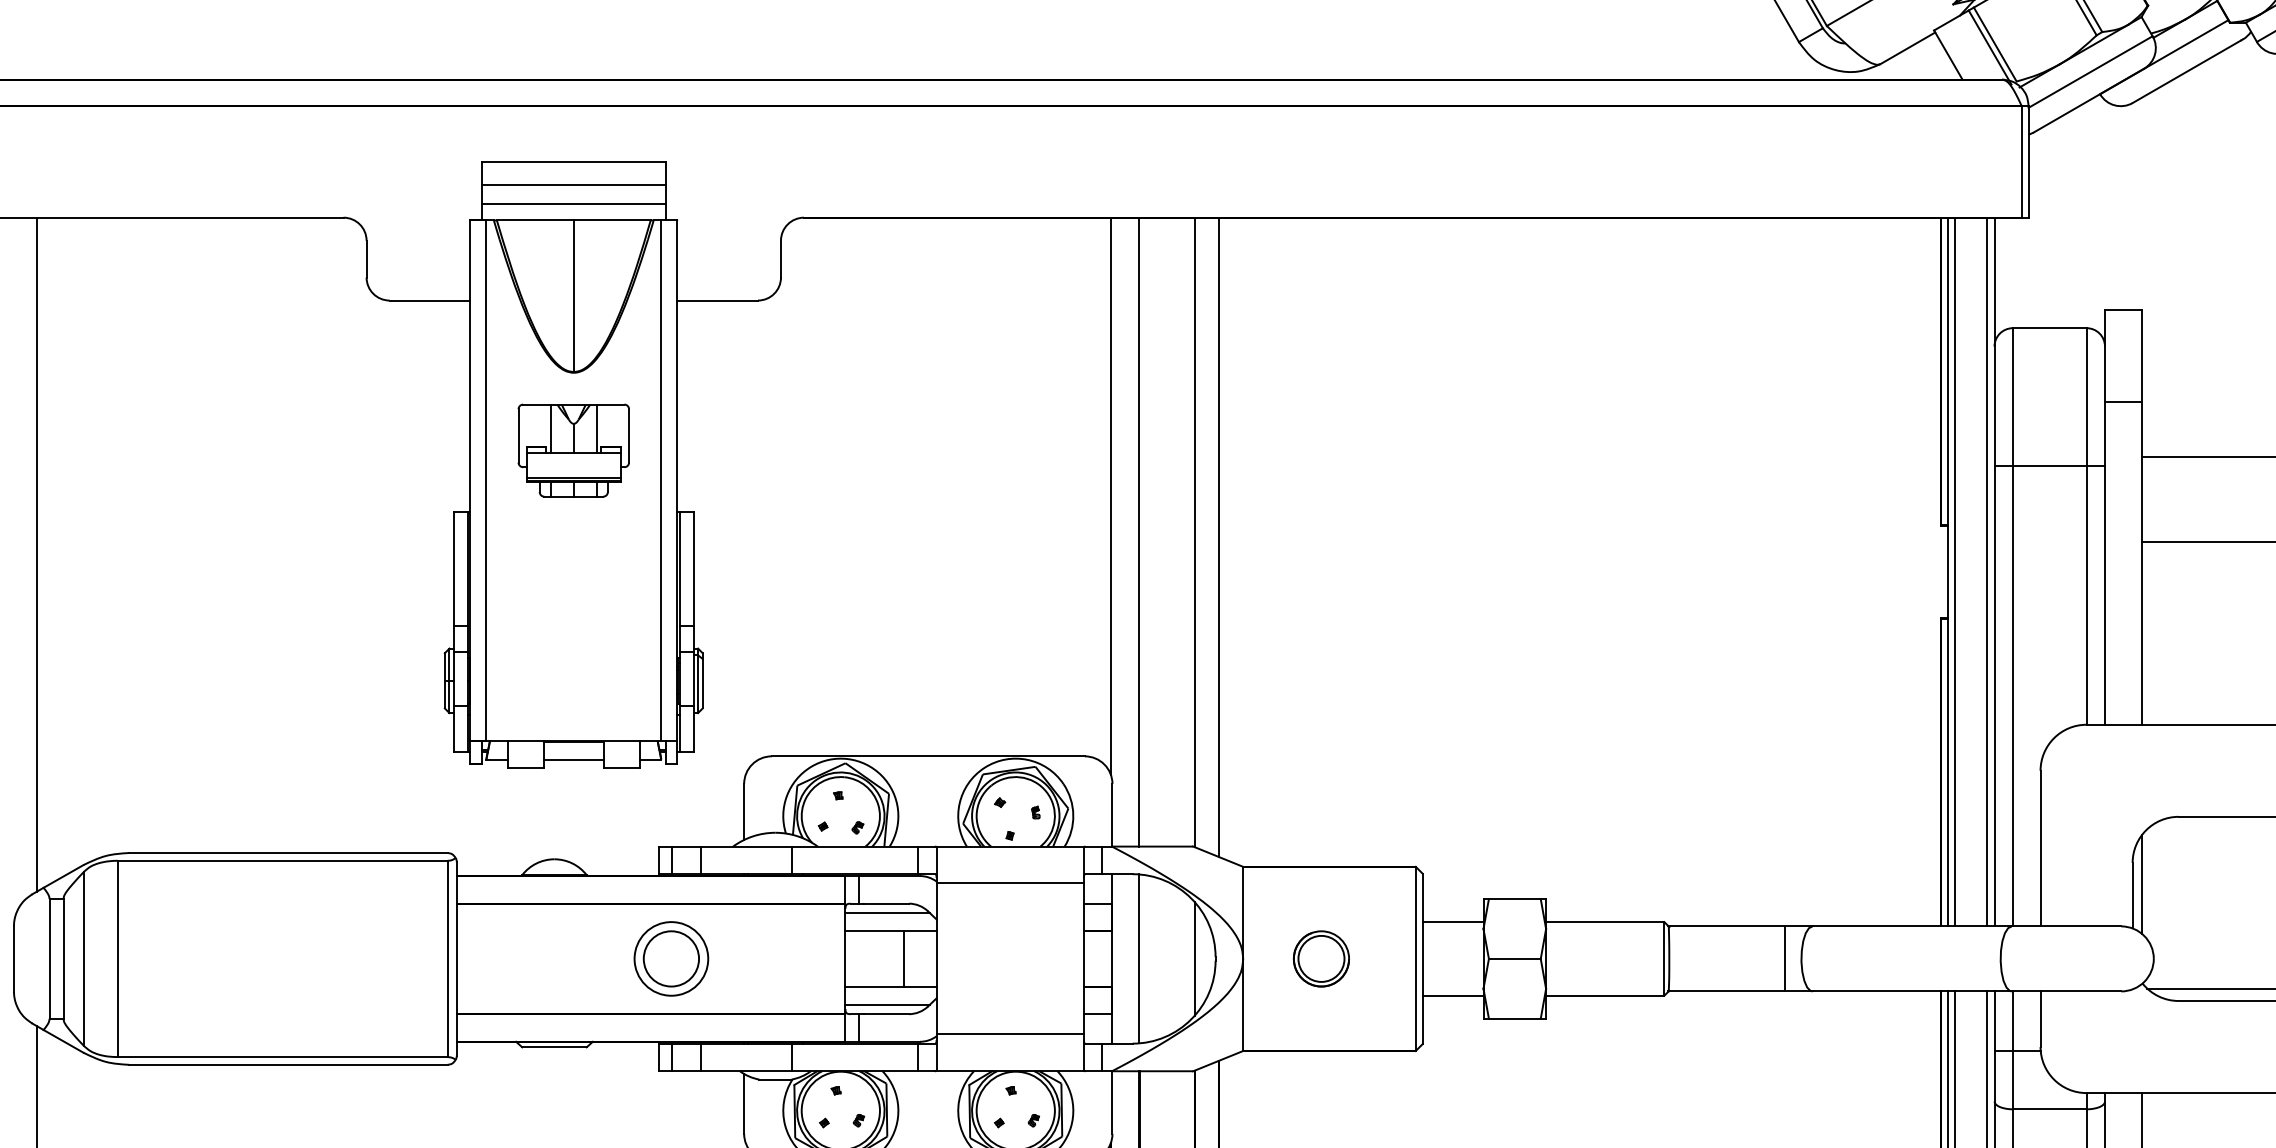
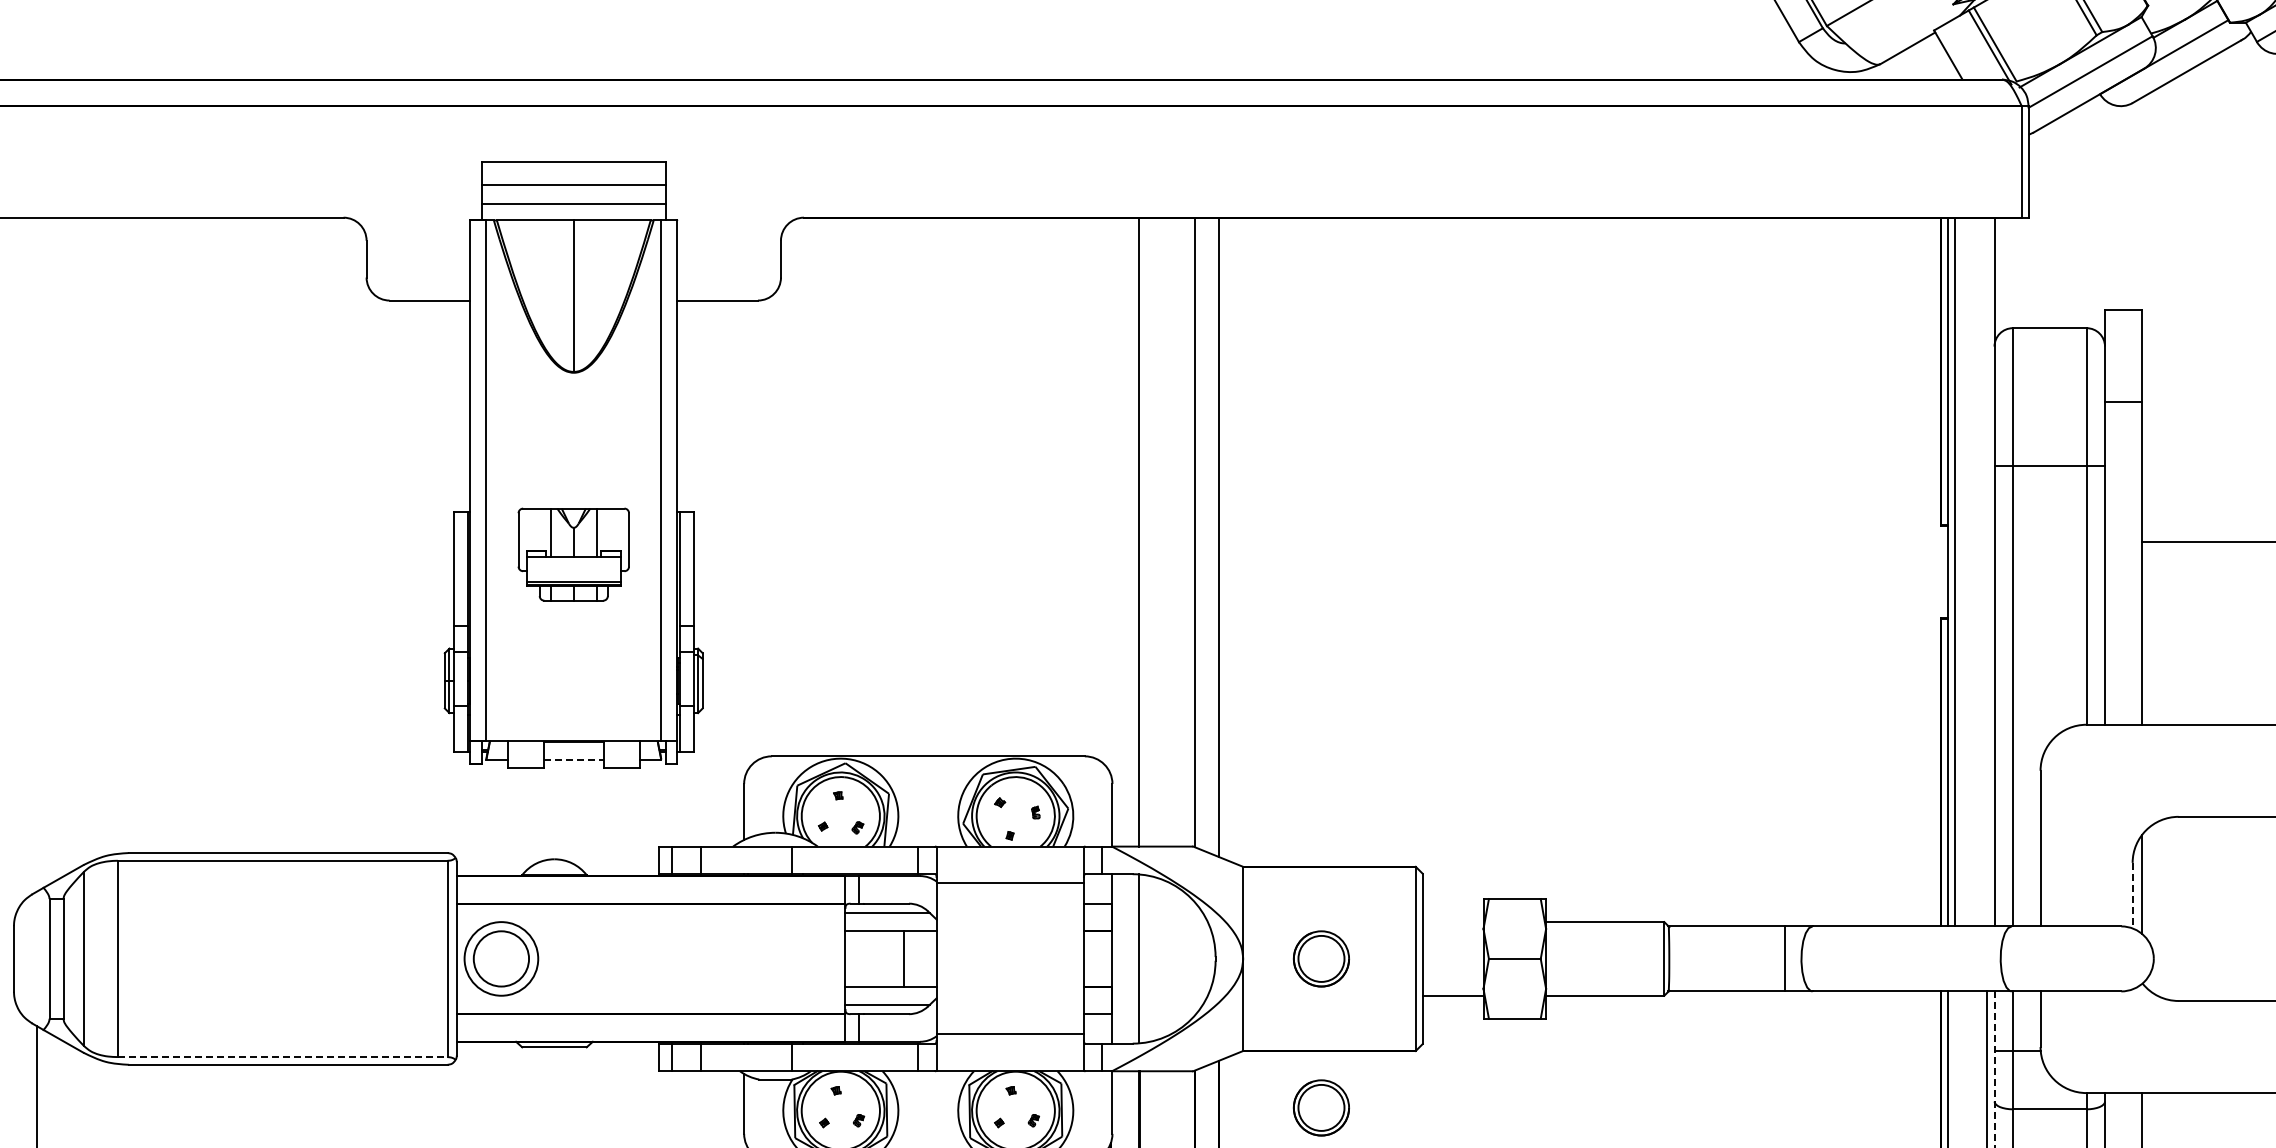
part position: (573, 450) -> (573, 554) (573, 554)
line: present -> none (2206, 457)
line: present -> none (1111, 496)
line: present -> none (36, 554)
line: present -> none (1986, 571)
line: solid -> dashed (573, 759)
line: solid -> dashed (2132, 895)
line: present -> none (1452, 922)
part position: (671, 958) -> (501, 958) (501, 958)
line: present -> none (1194, 958)
line: present -> none (2209, 988)
line: solid -> dashed (282, 1057)
line: present -> none (1955, 1067)
line: solid -> dashed (1994, 1069)
part: none -> present (1320, 1107)
